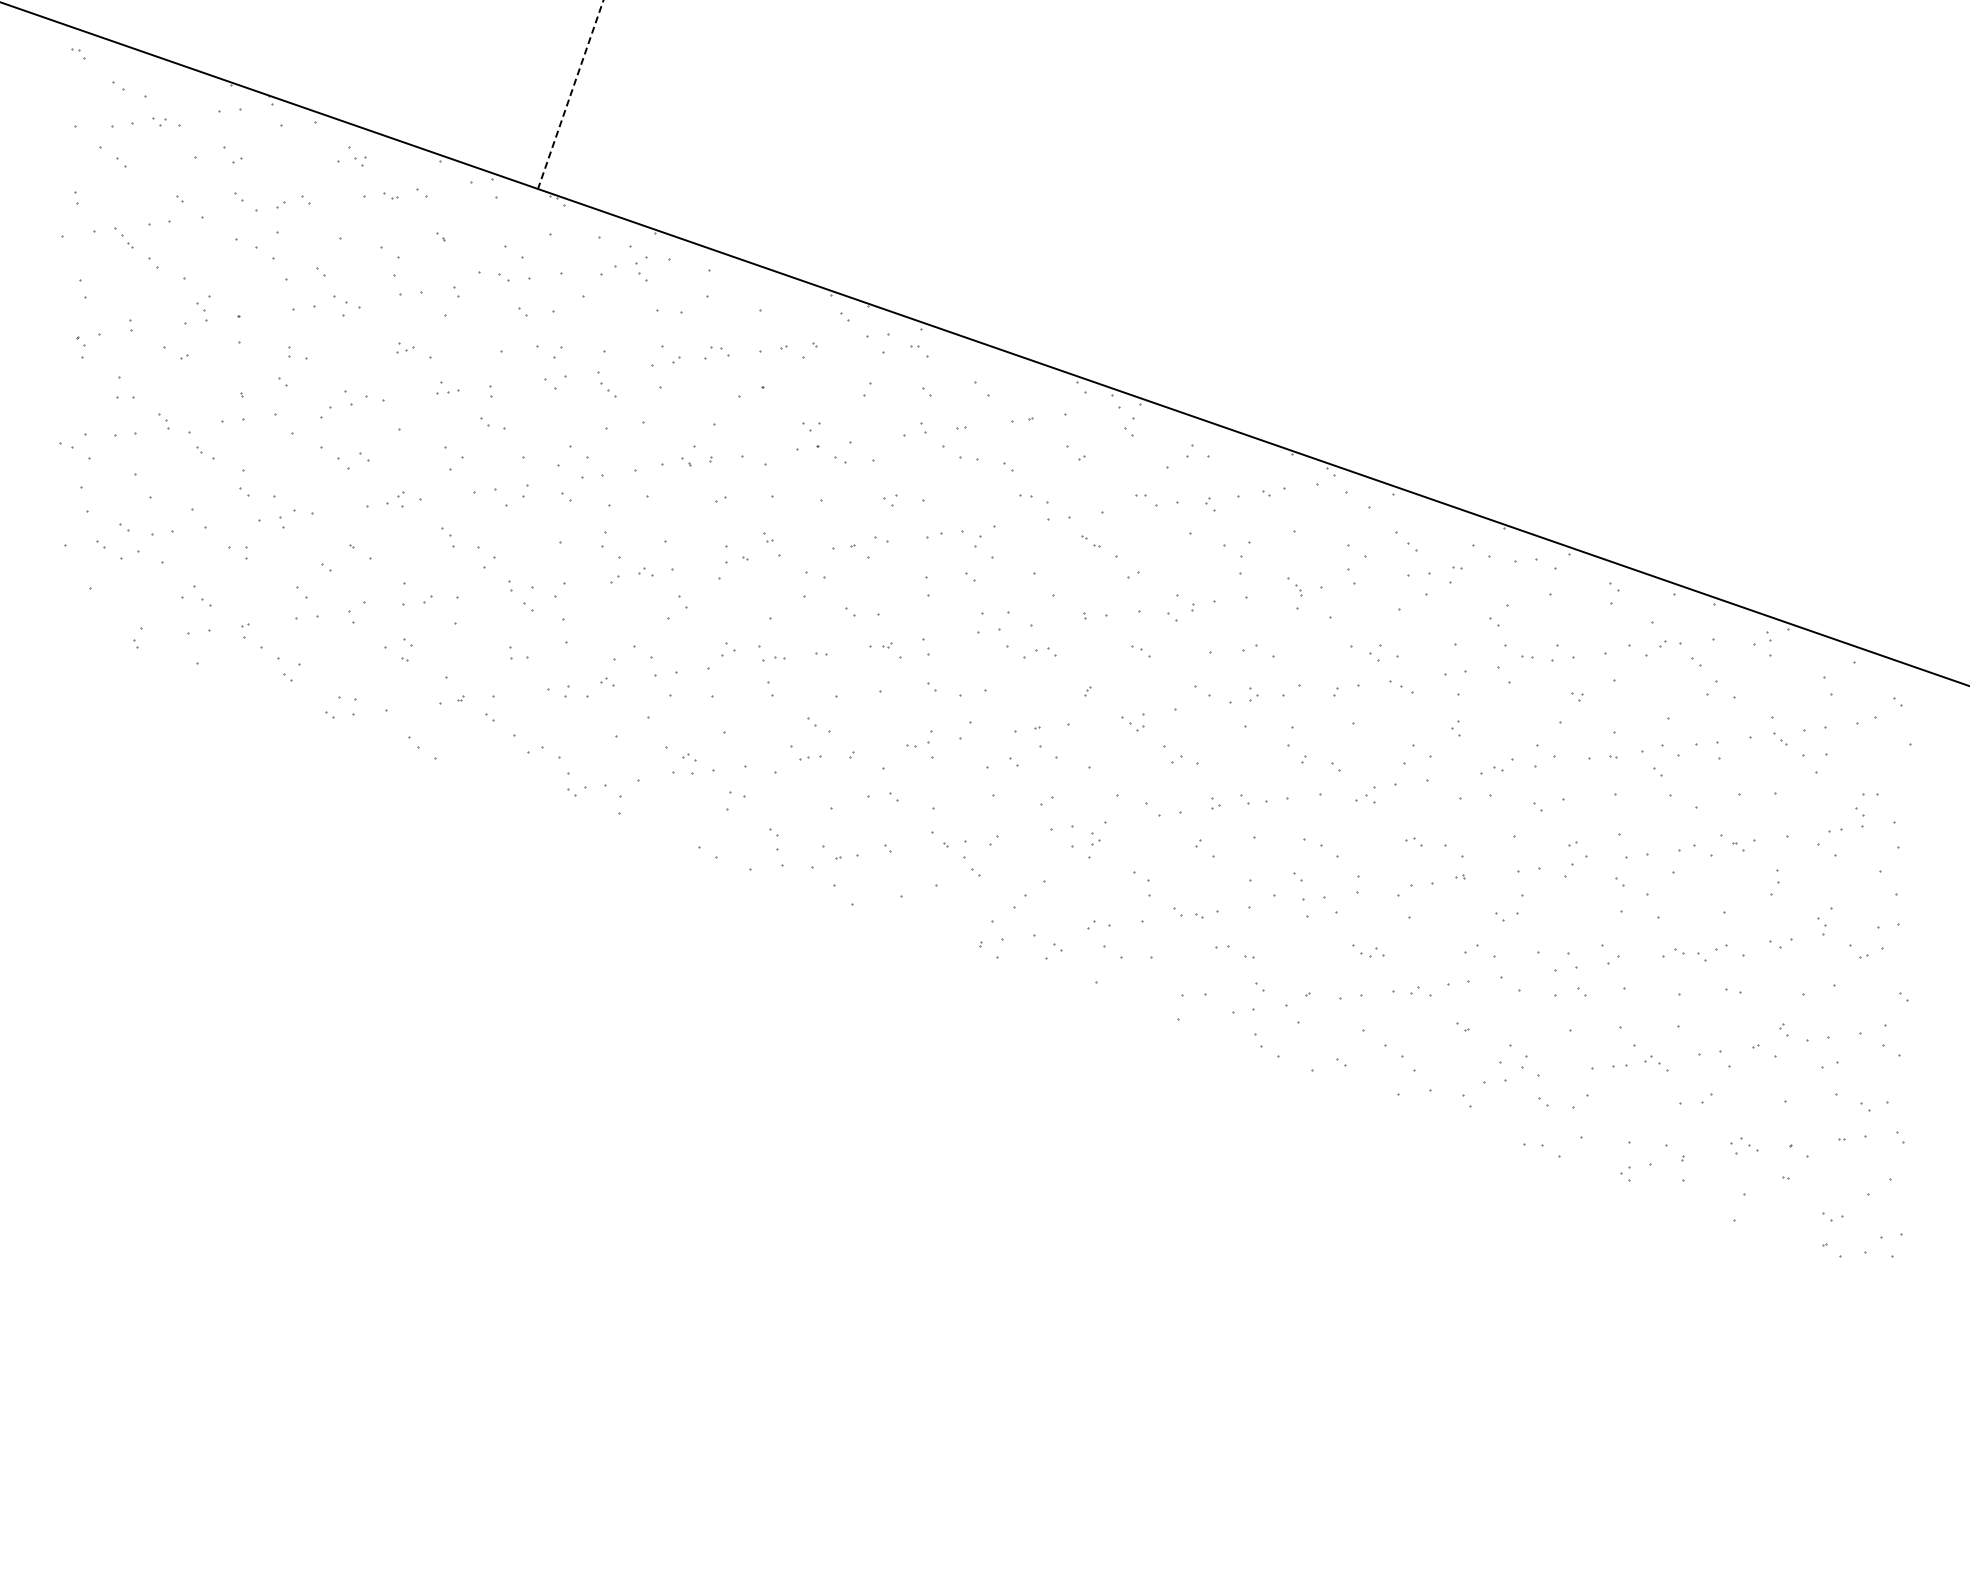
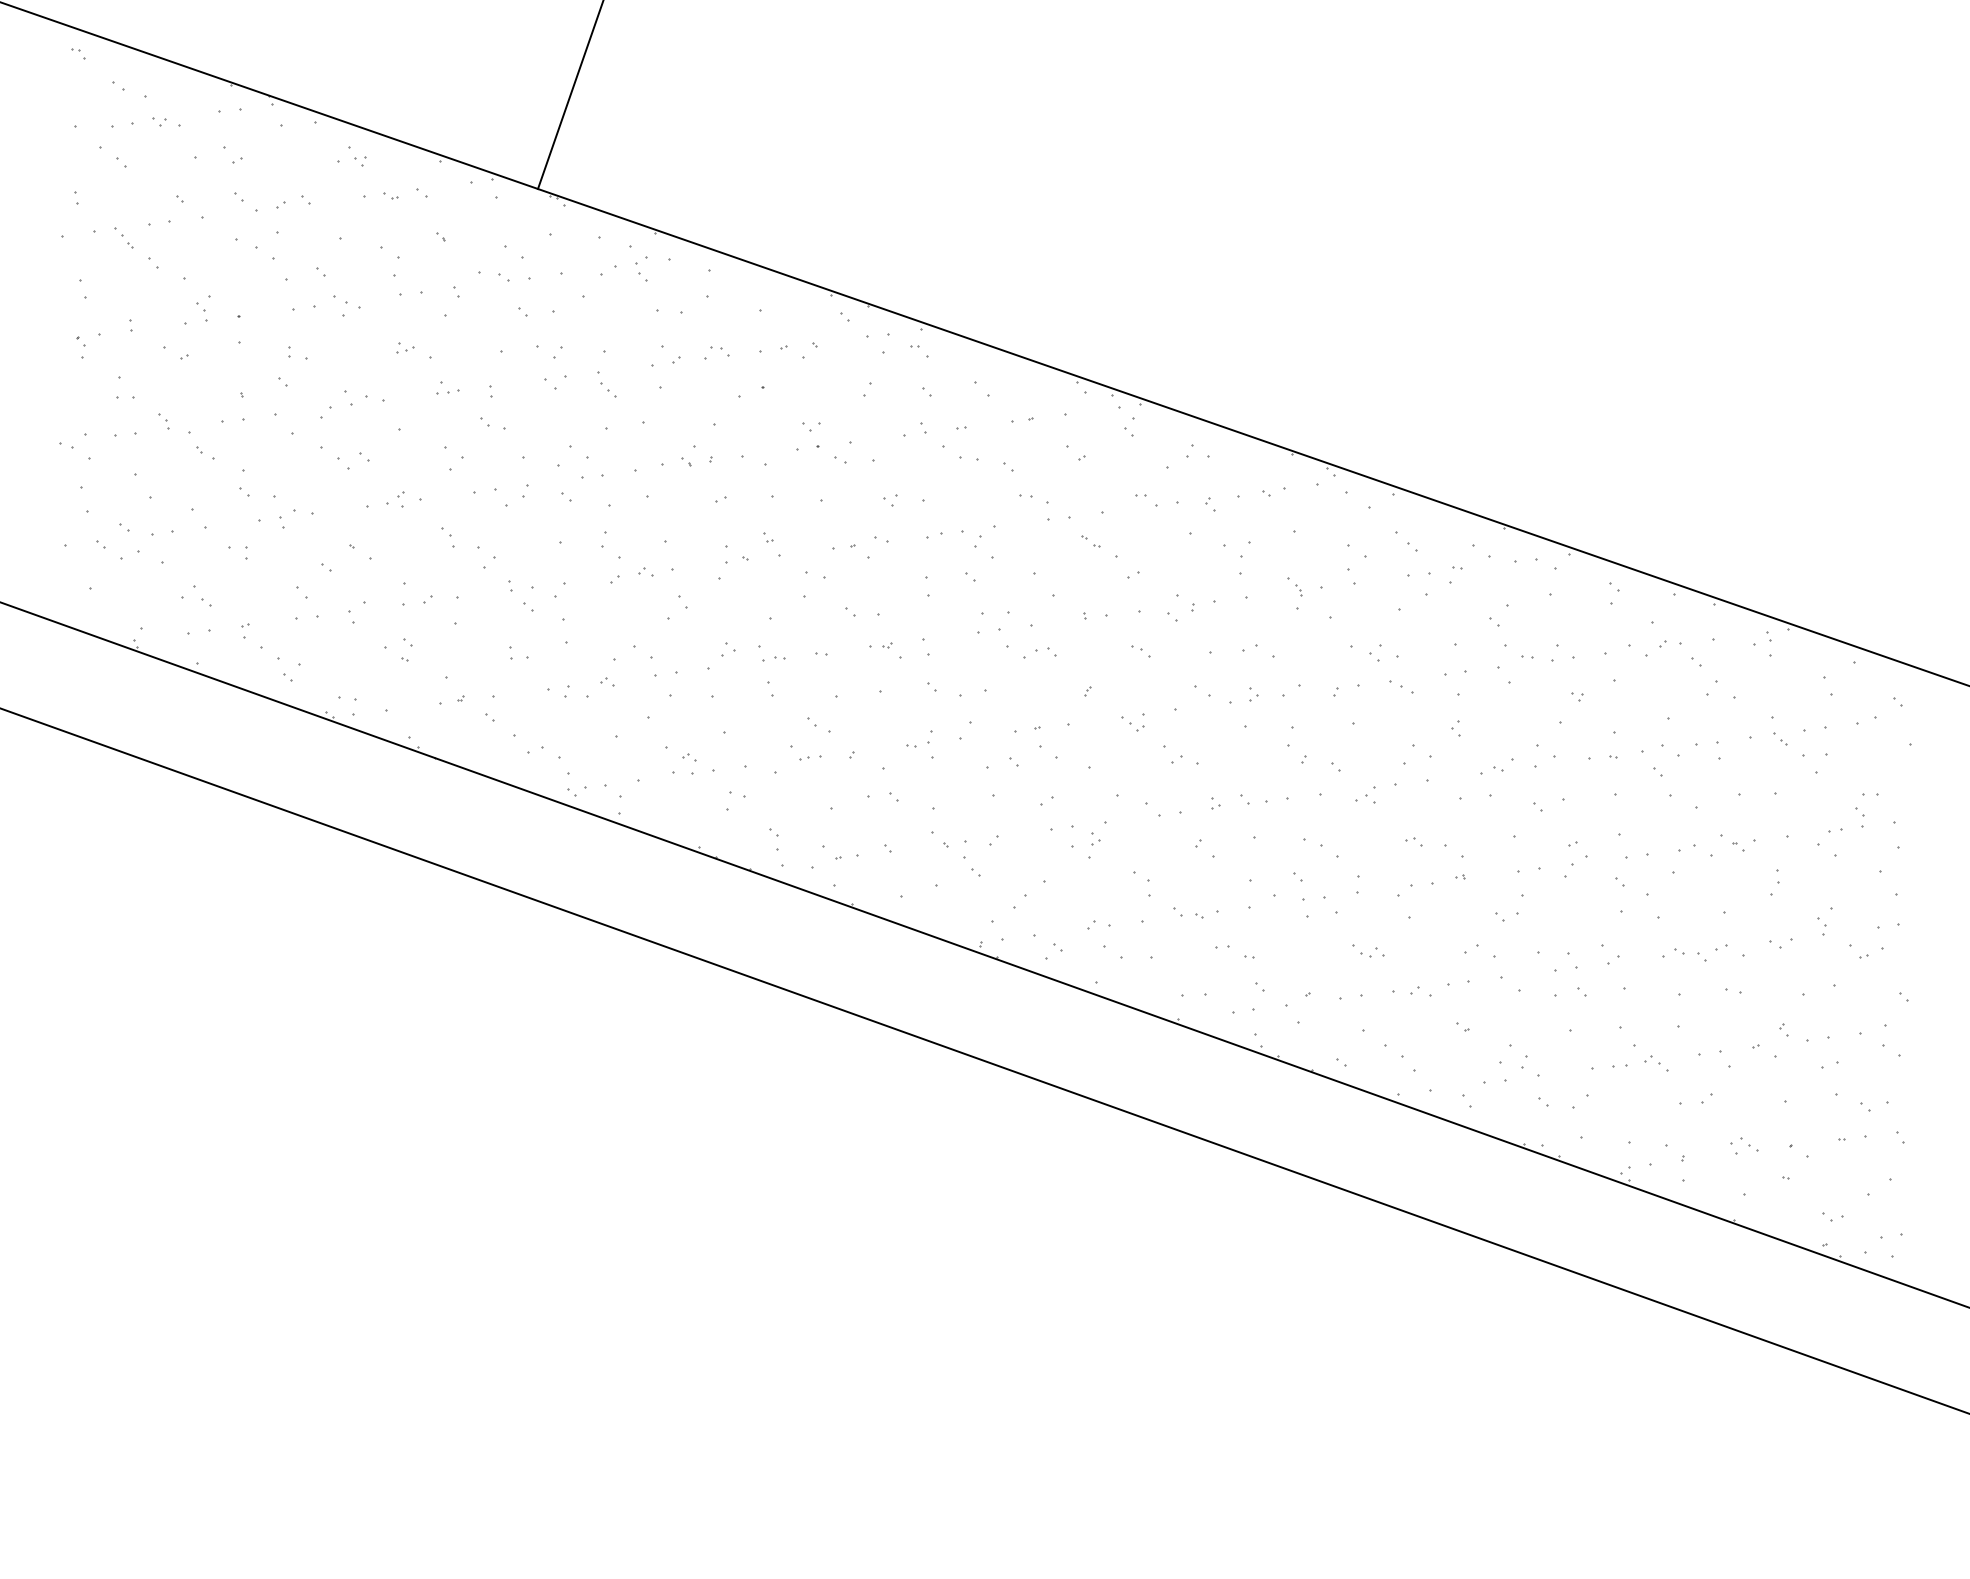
line: dashed -> solid (570, 94)
line: none -> present (984, 954)
line: none -> present (984, 1060)
